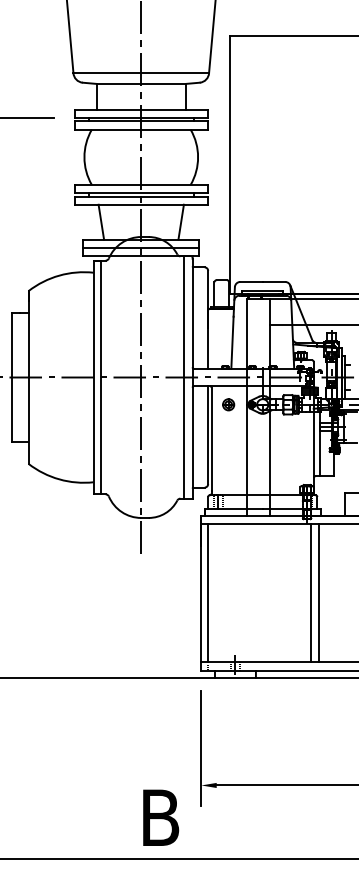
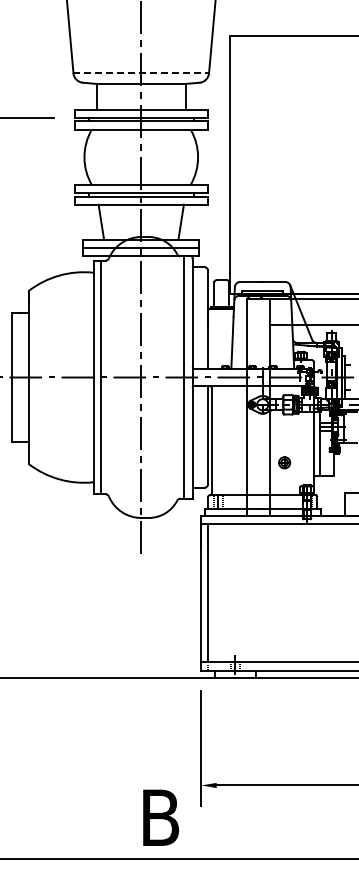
line: solid -> dashed (141, 73)
part position: (228, 404) -> (284, 462) (284, 462)
line: present -> none (310, 593)
line: present -> none (319, 593)
